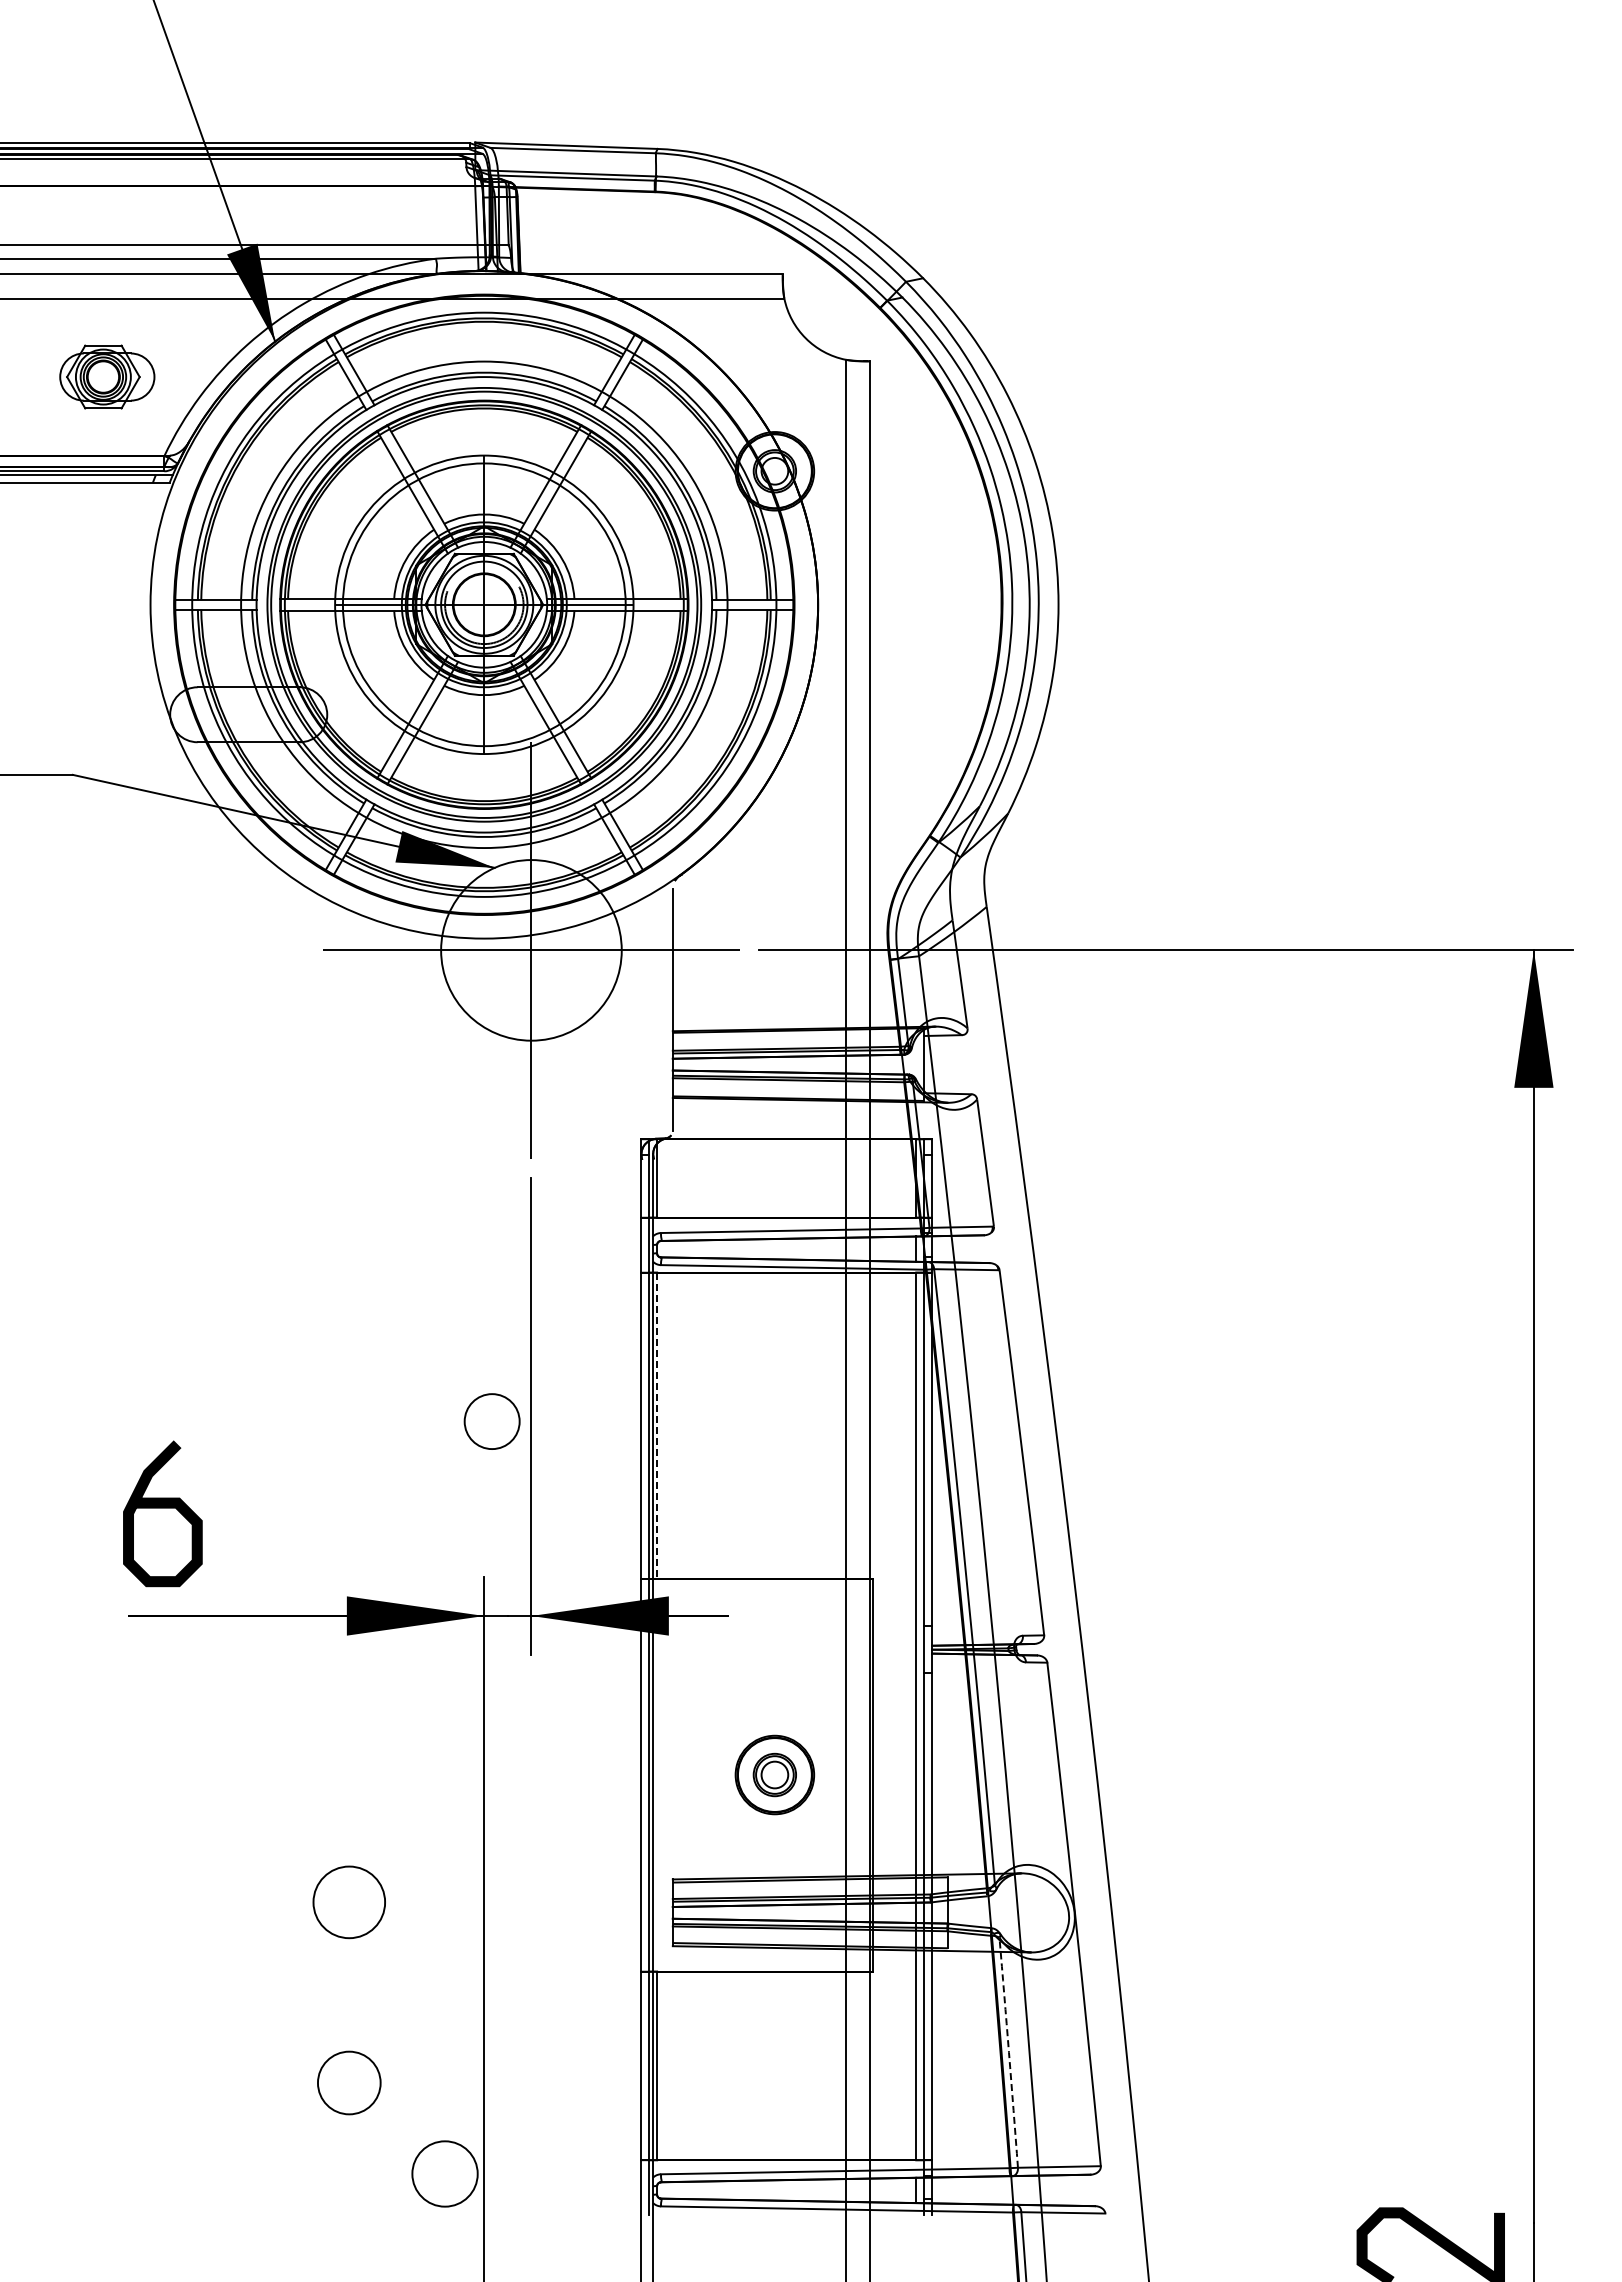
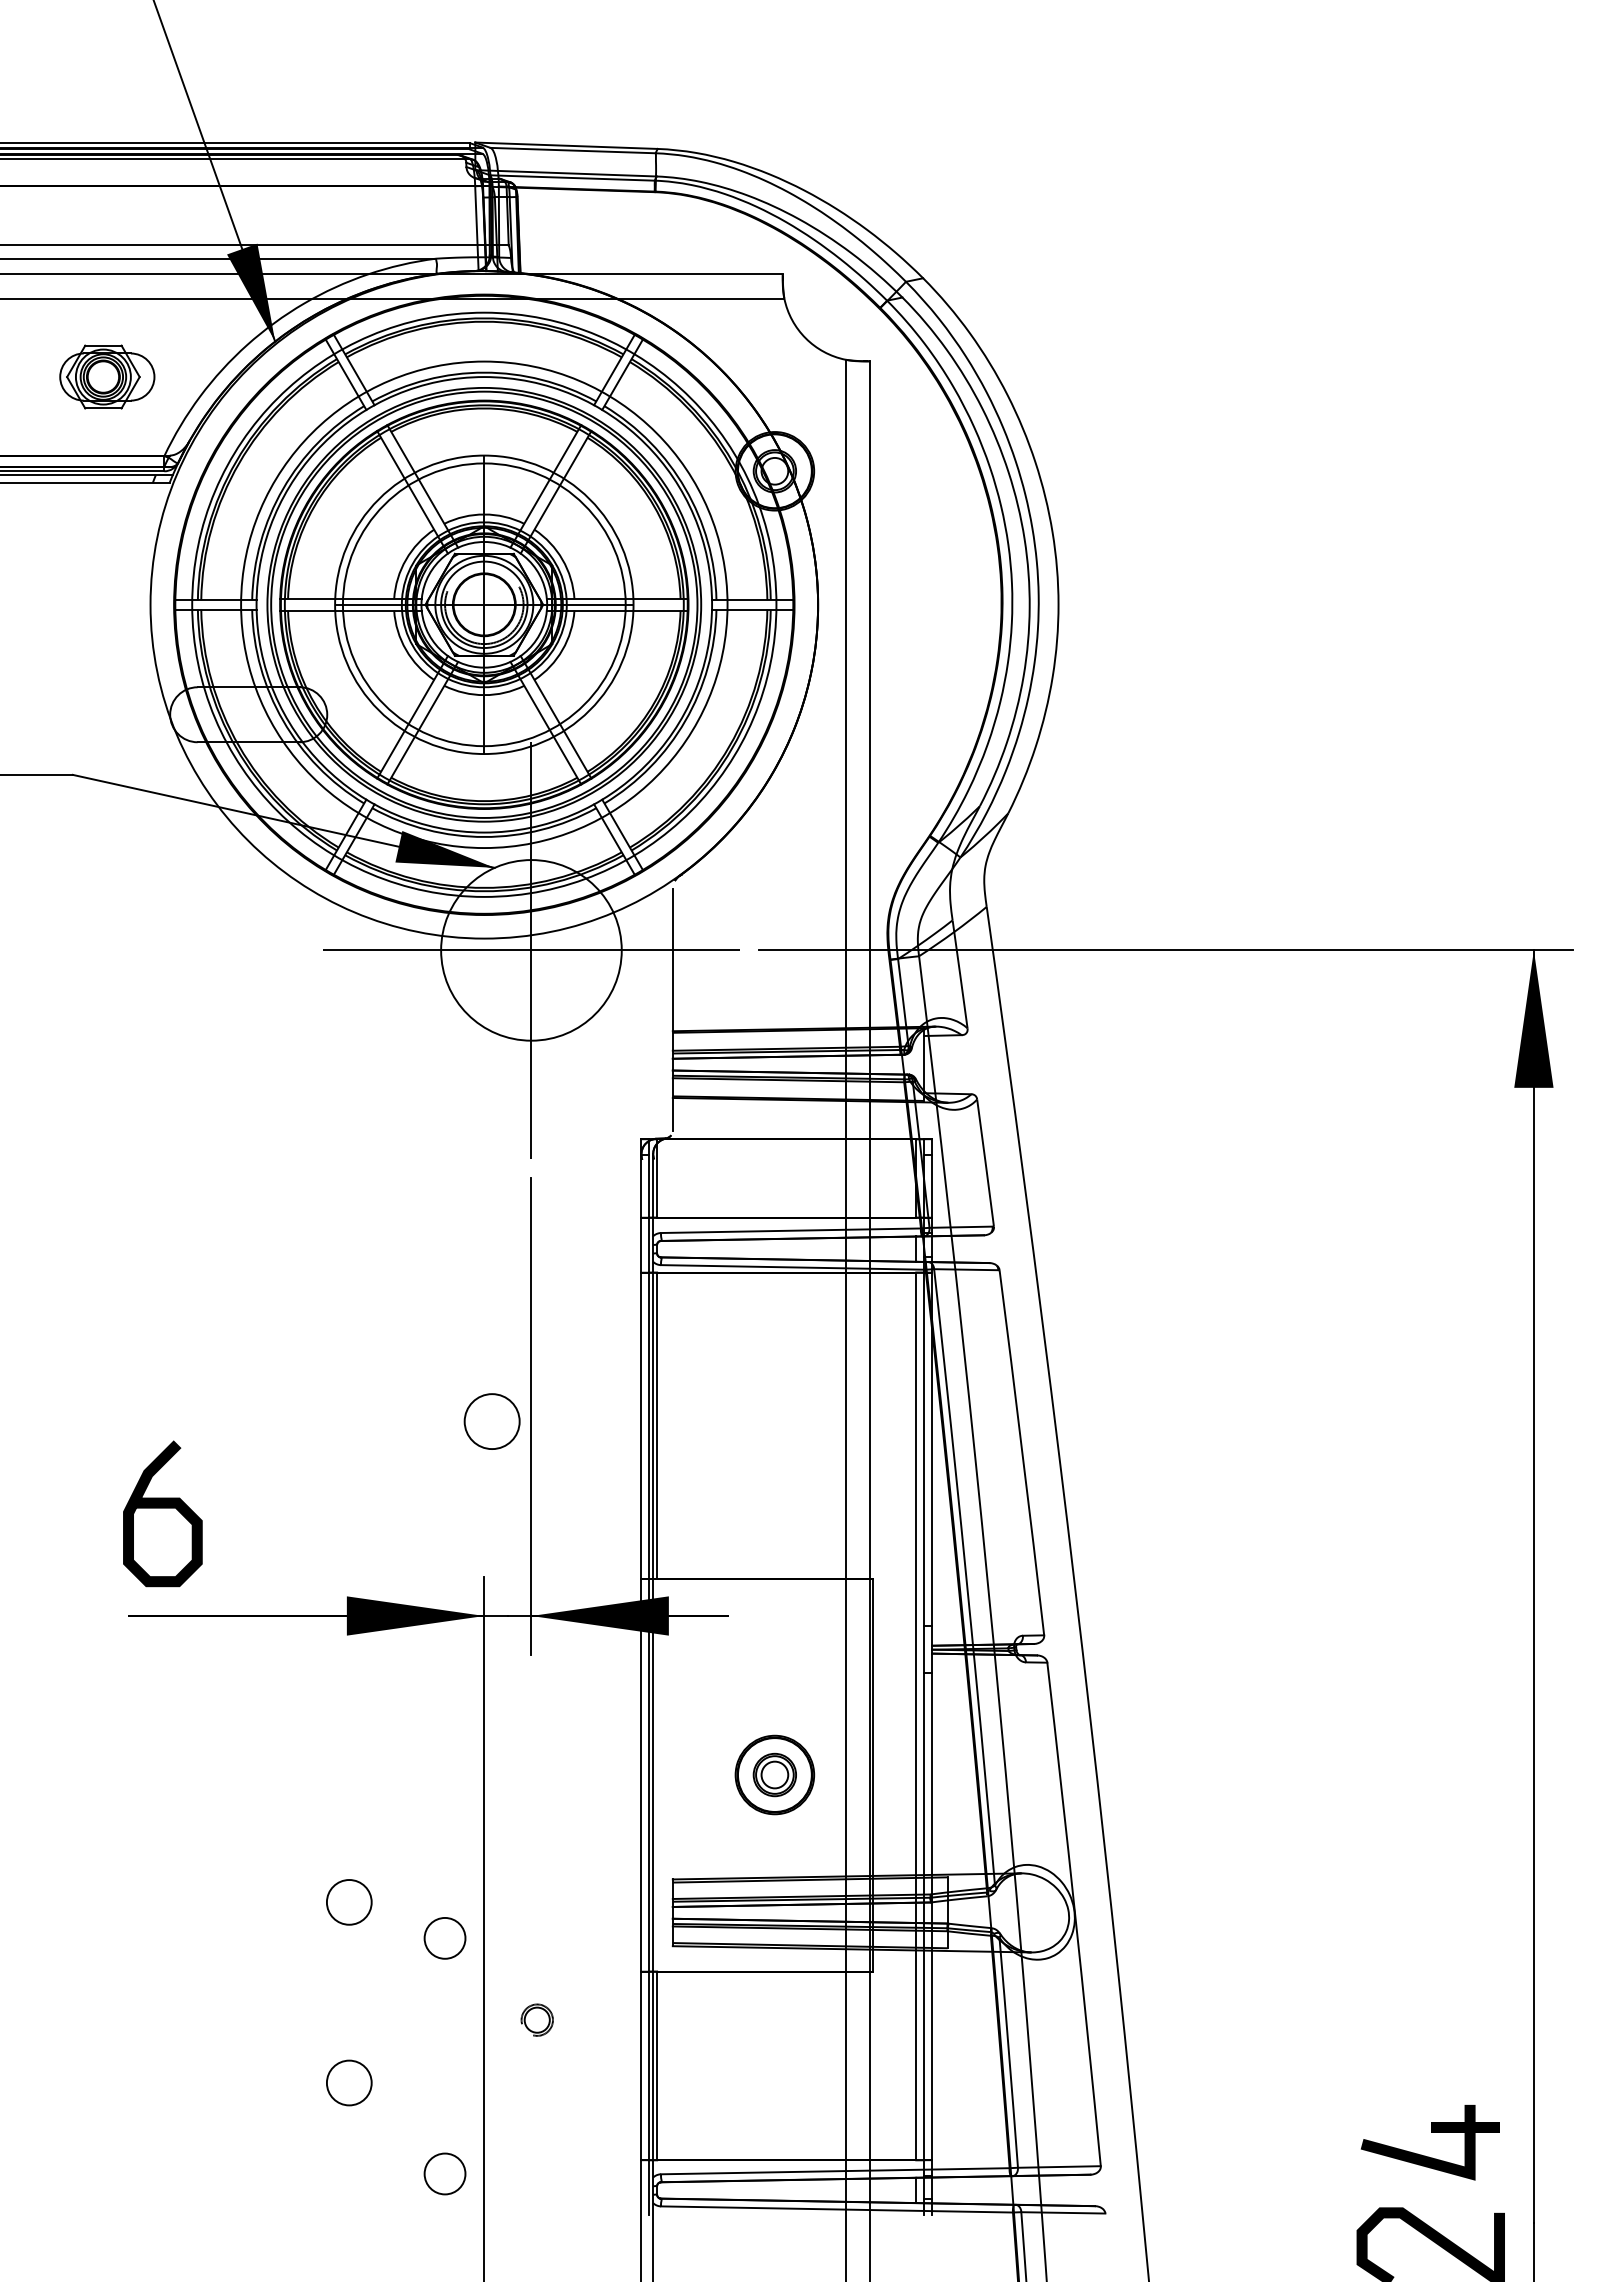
line: dashed -> solid (657, 1426)
circle diameter: 72 px -> 45 px (348, 1902)
circle: none -> present (444, 1938)
part: none -> present (536, 2019)
arc: dashed -> solid (1008, 2052)
circle diameter: 63 px -> 45 px (348, 2082)
part: none -> present (1431, 2132)
circle diameter: 65 px -> 41 px (444, 2173)
